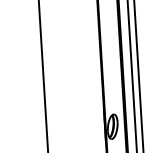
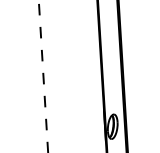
line: present -> none (131, 75)
line: present -> none (138, 75)
line: solid -> dashed (43, 76)
